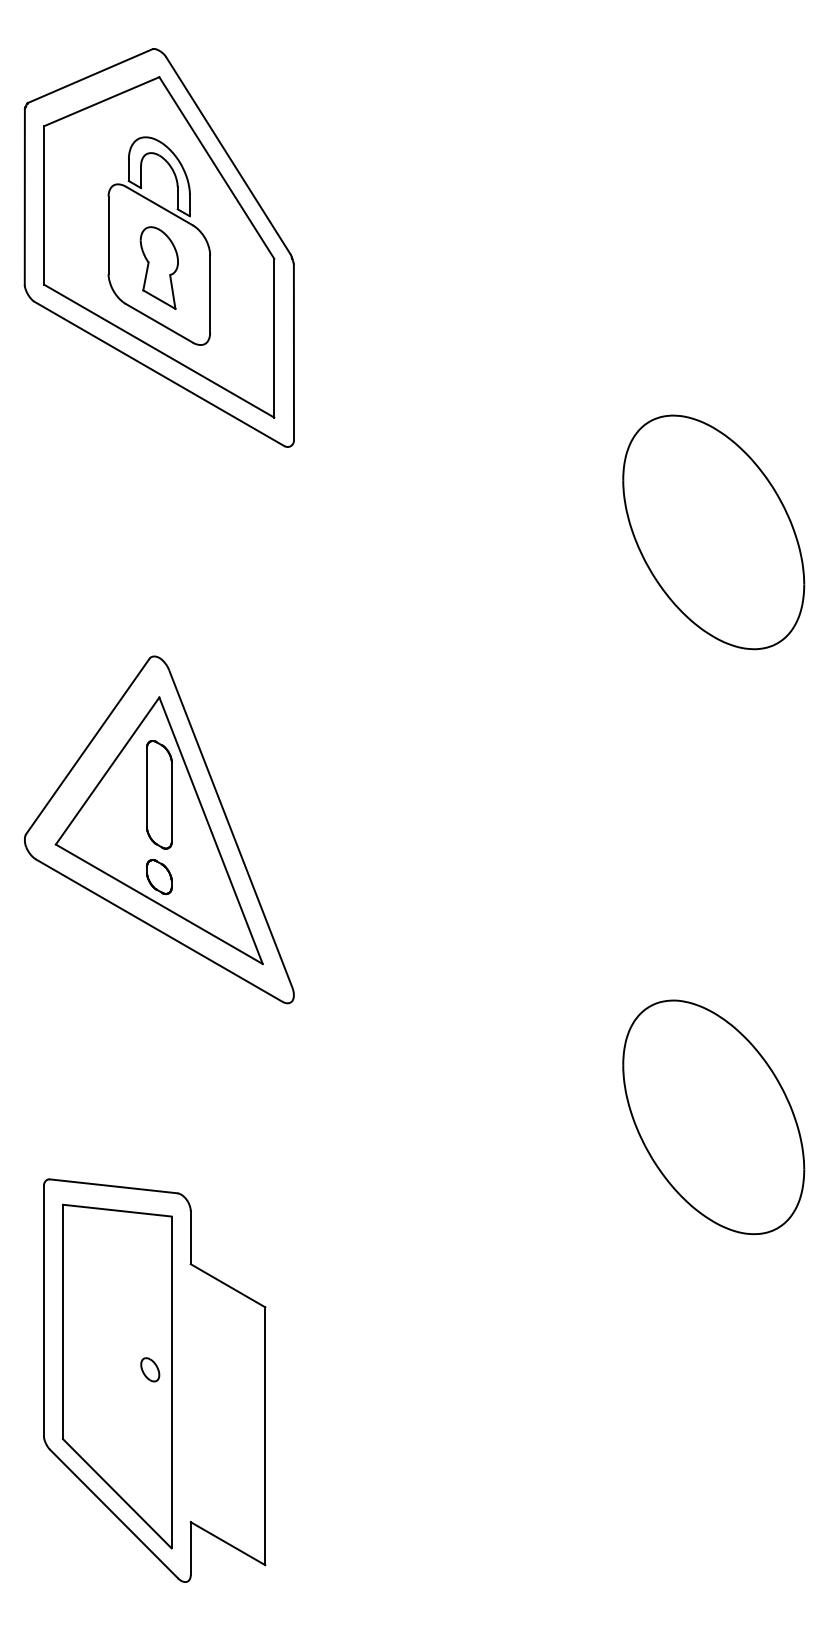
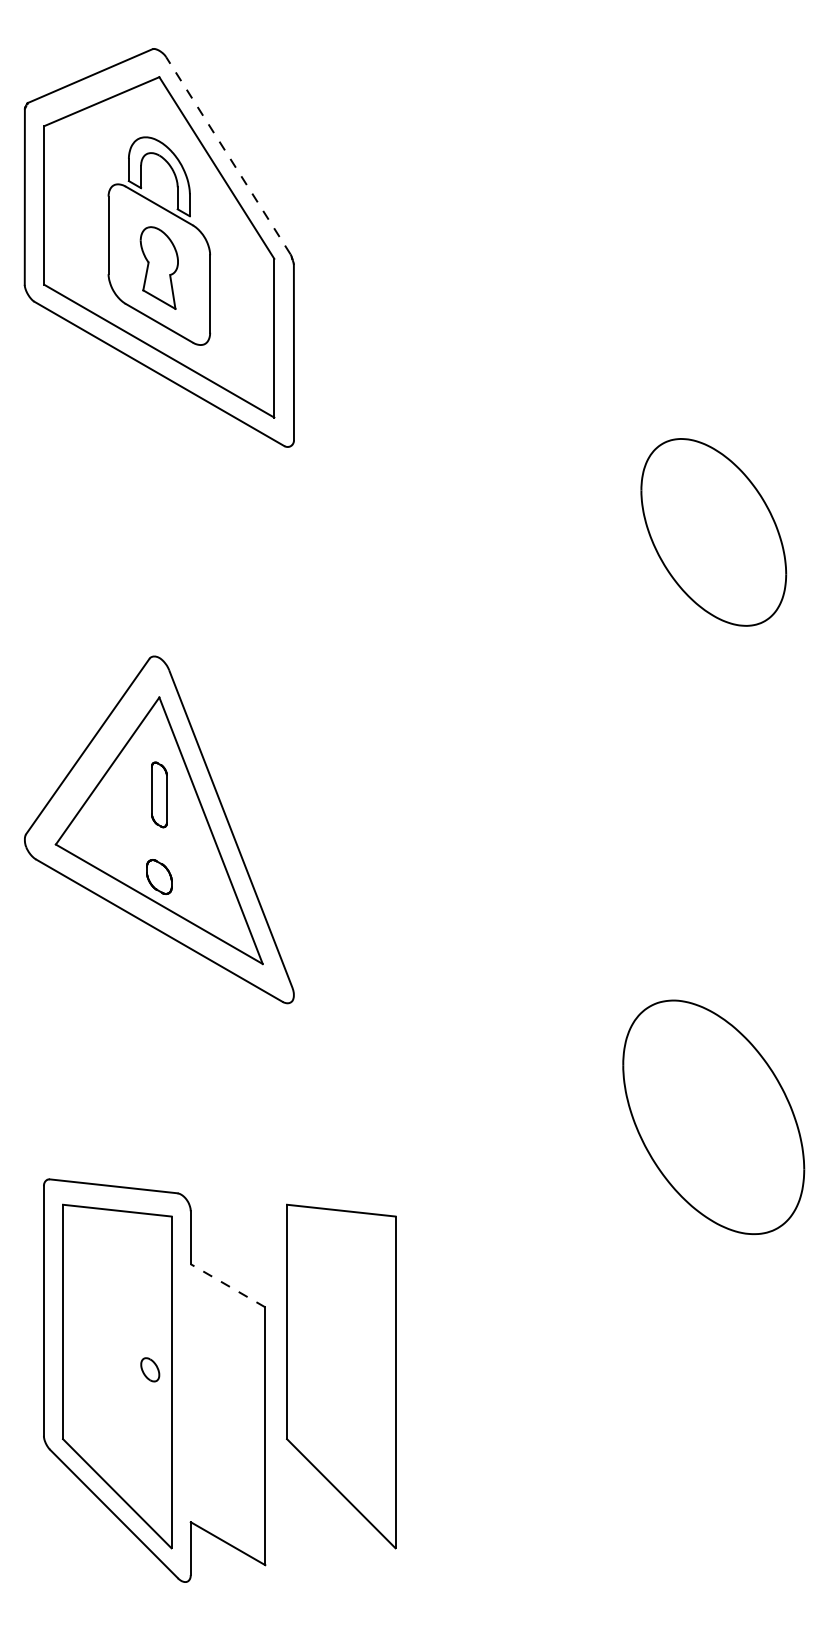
line: solid -> dashed (228, 155)
part size: 184x237 px -> 148x189 px (713, 532)
part size: 27x110 px -> 17x68 px (159, 794)
line: solid -> dashed (227, 1285)
part: none -> present (341, 1376)
